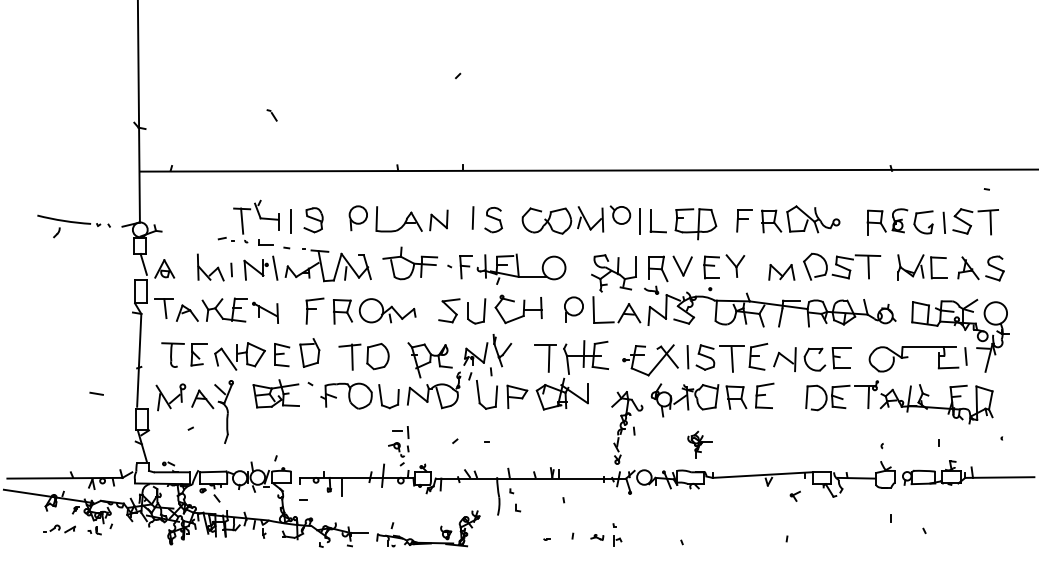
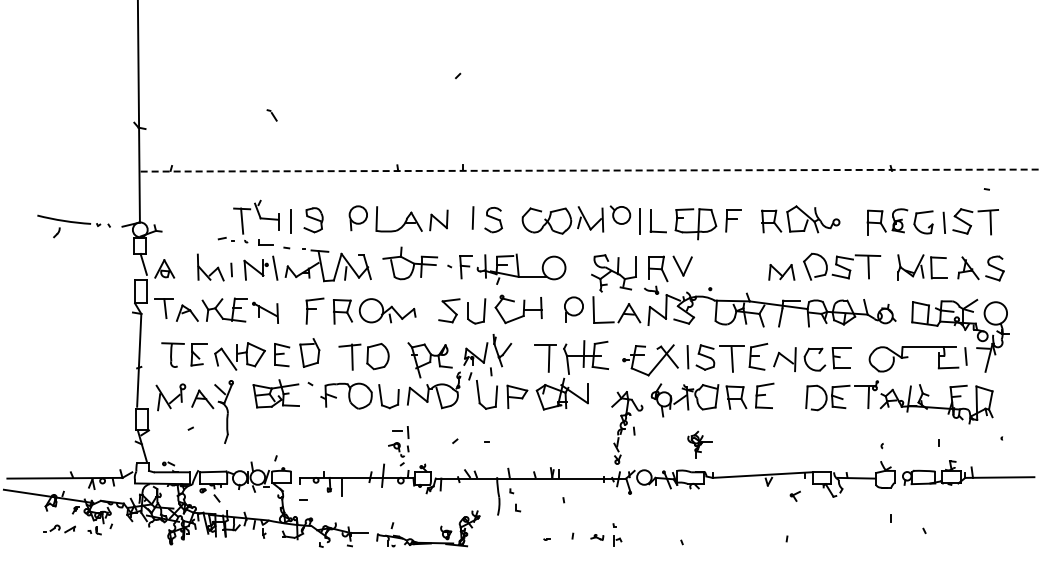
line: solid -> dashed (589, 170)
part position: (744, 220) -> (733, 220) (733, 220)
part: present -> none (729, 260)
line: present -> none (96, 393)
